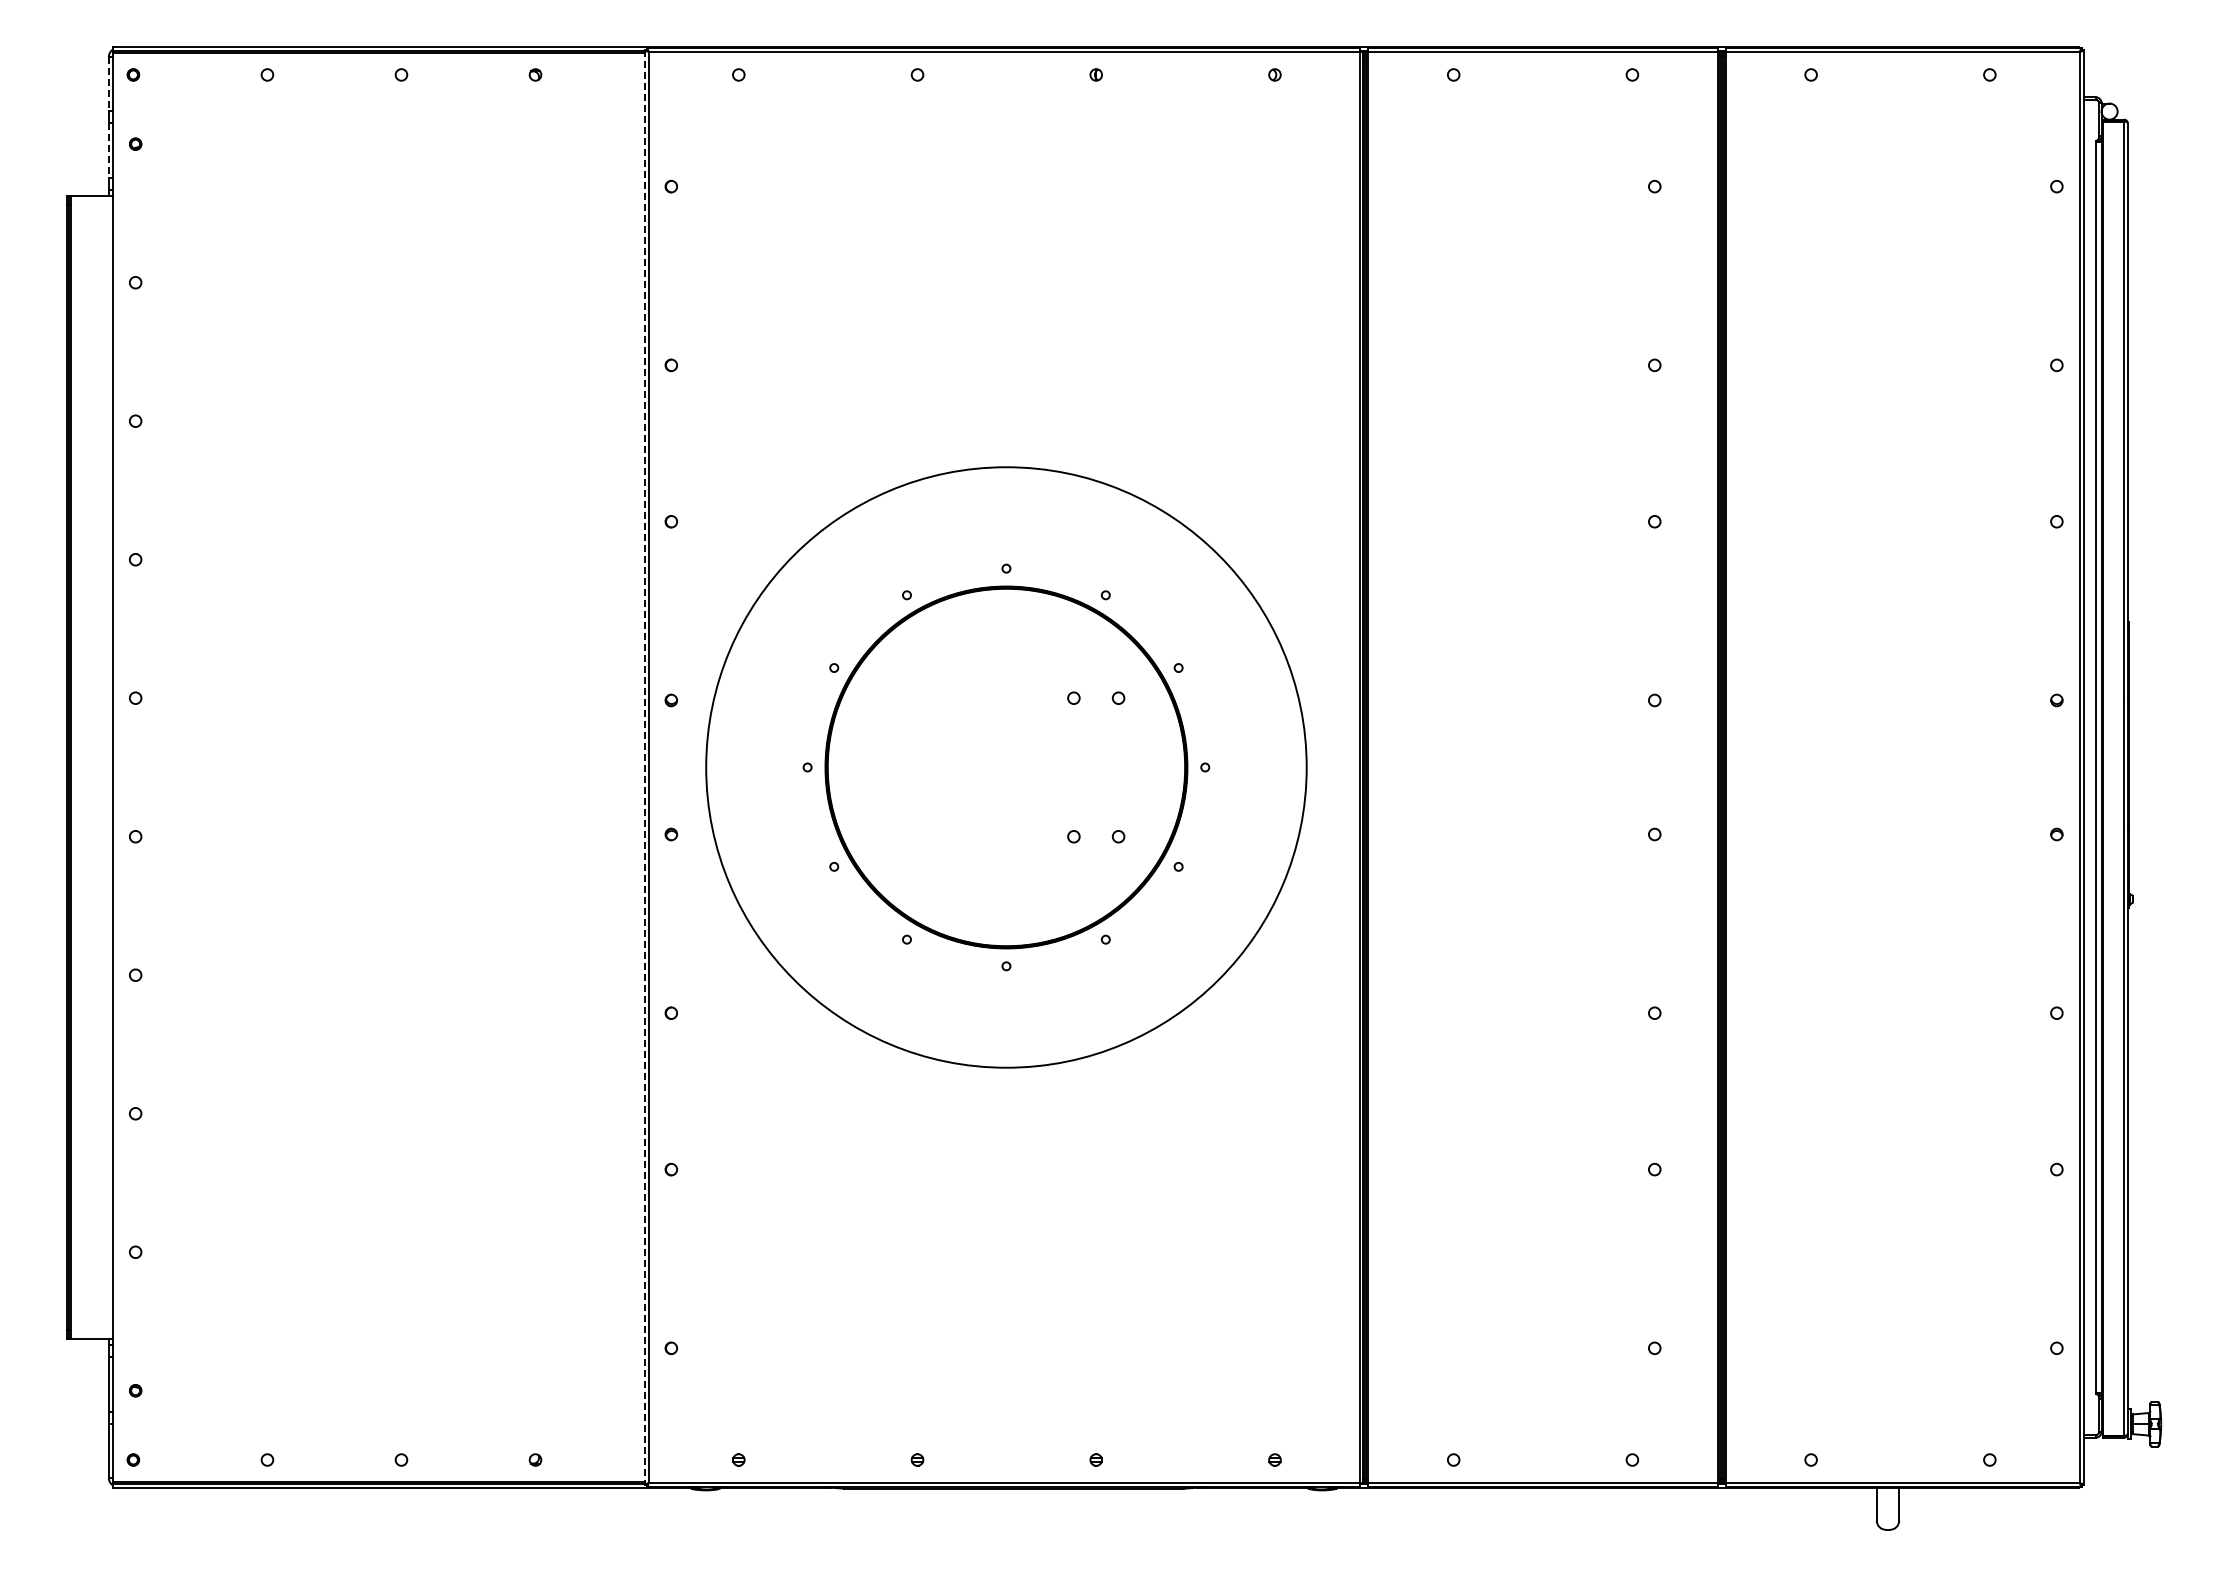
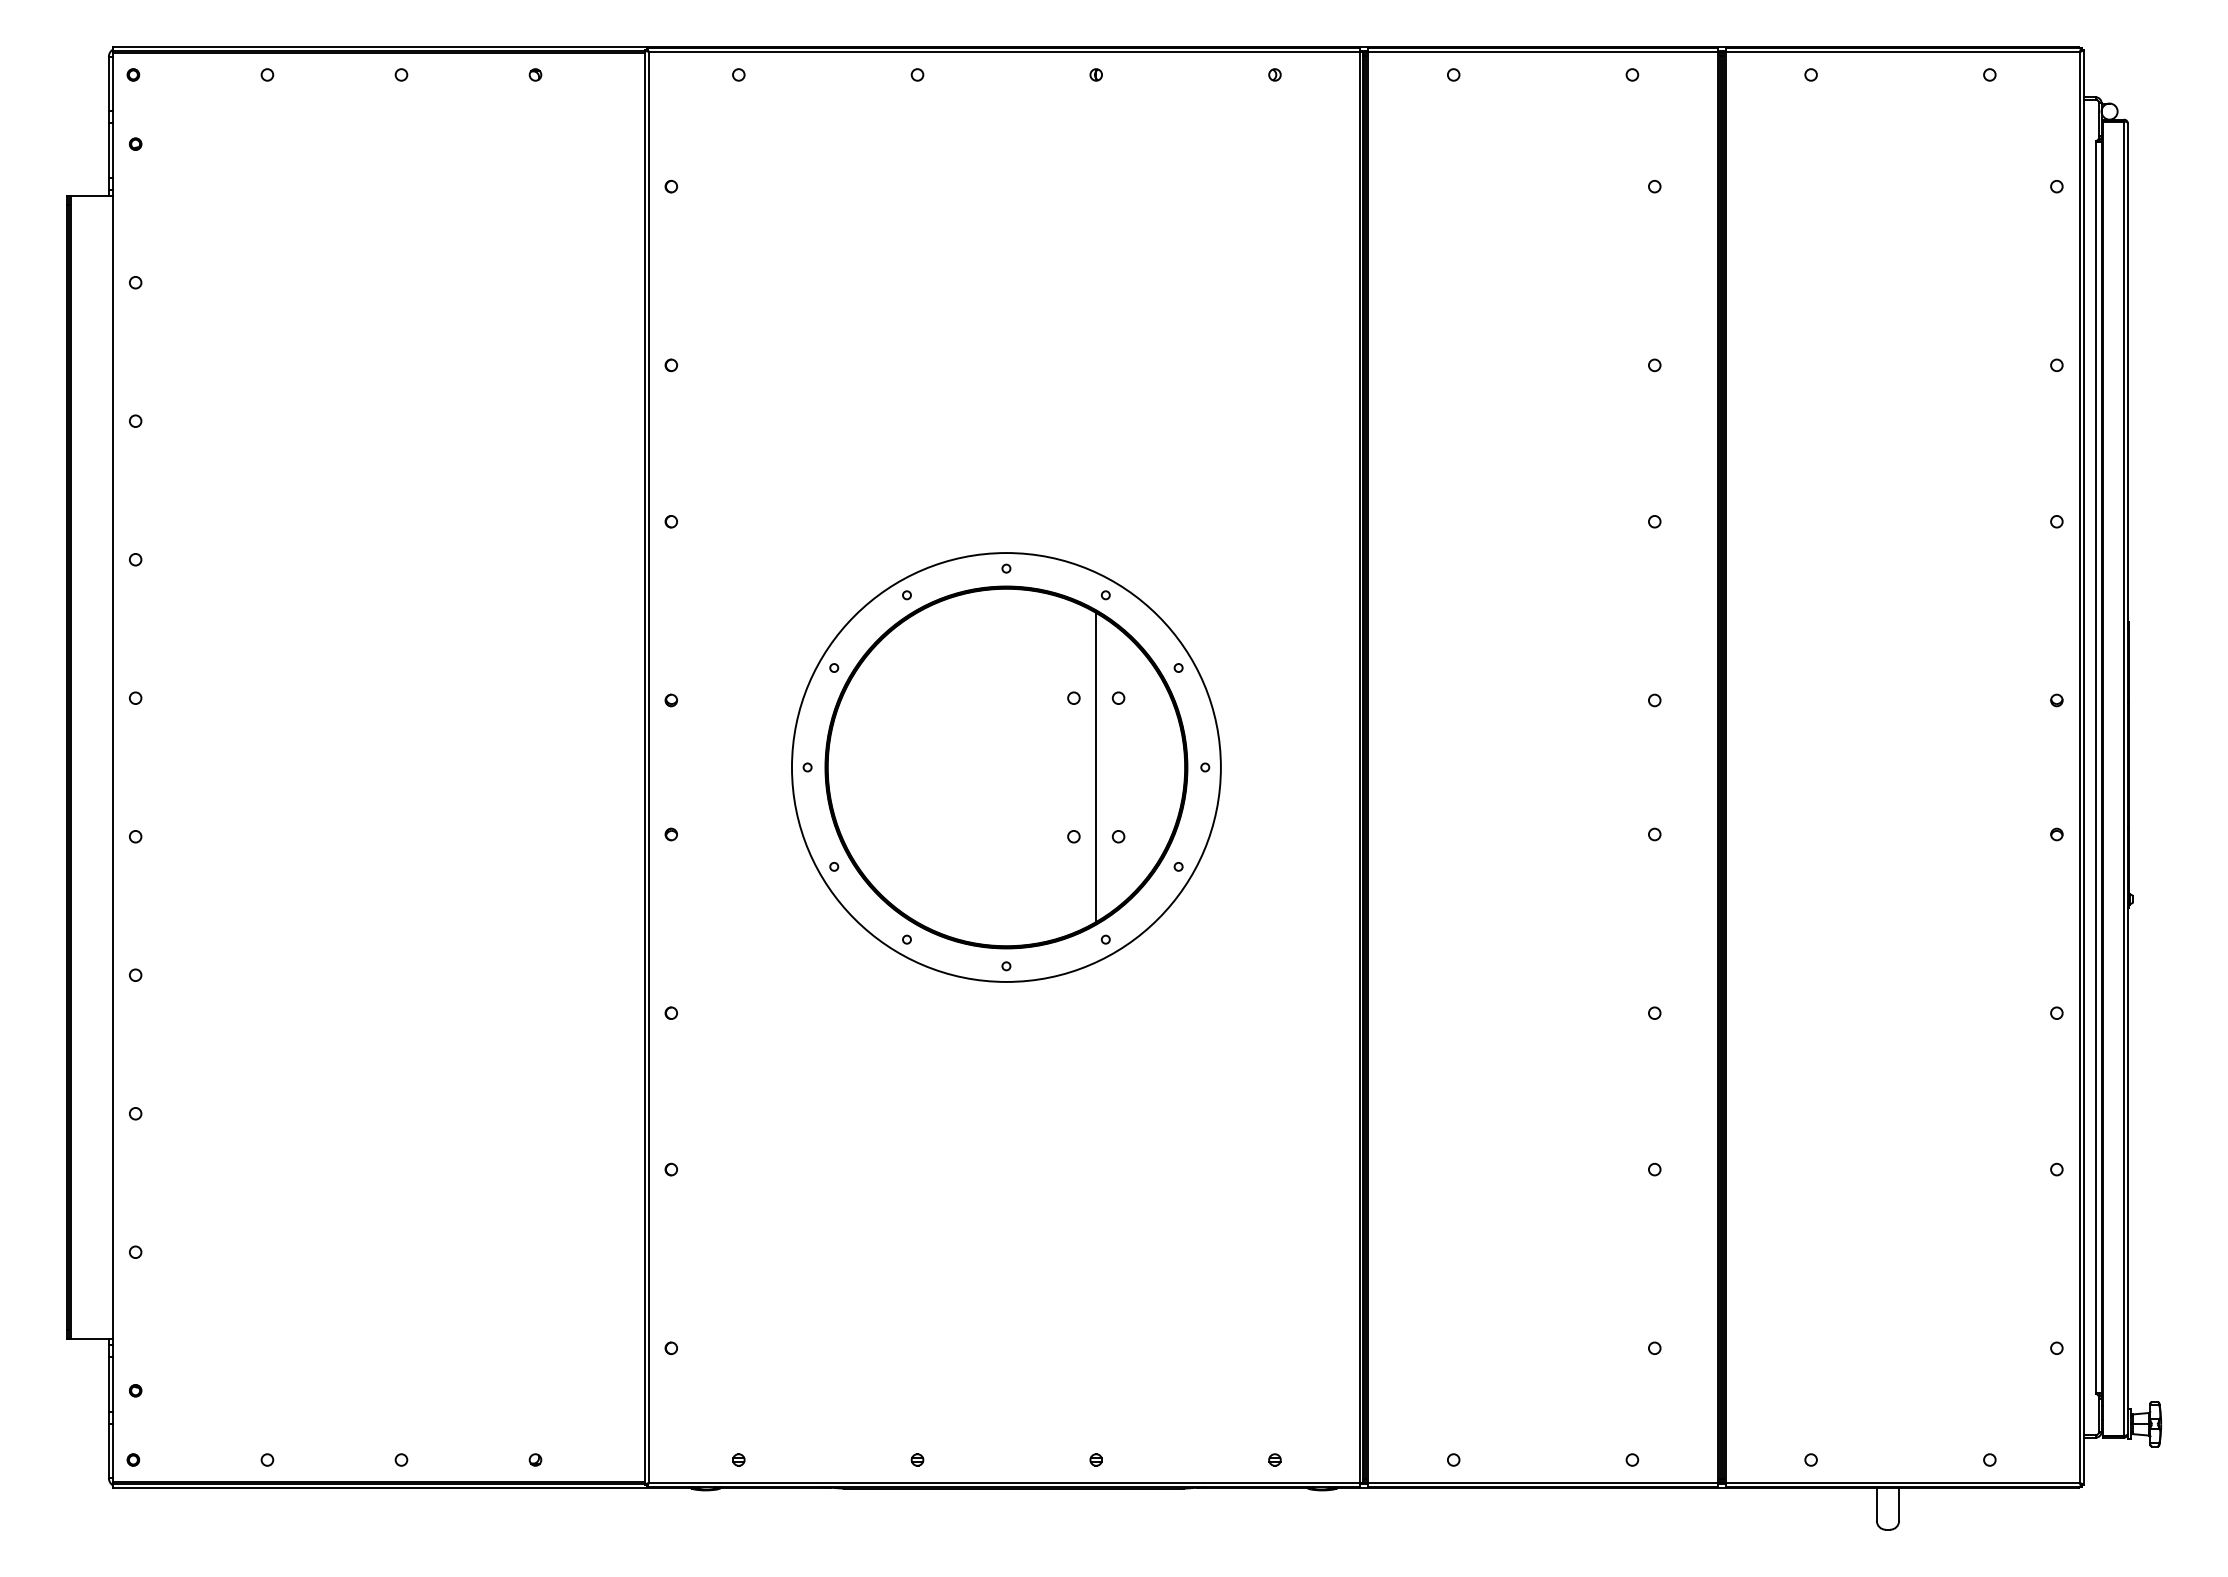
line: dashed -> solid (108, 84)
line: dashed -> solid (108, 150)
circle diameter: 600 px -> 429 px (1005, 767)
line: none -> present (1096, 767)
line: dashed -> solid (644, 768)
